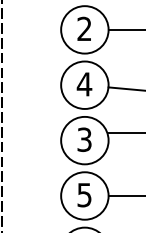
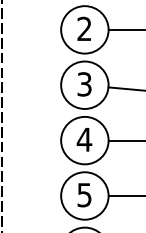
text: 4 -> 3 (84, 84)
line position: (125, 132) -> (125, 140) (125, 140)
text: 3 -> 4 (84, 139)
